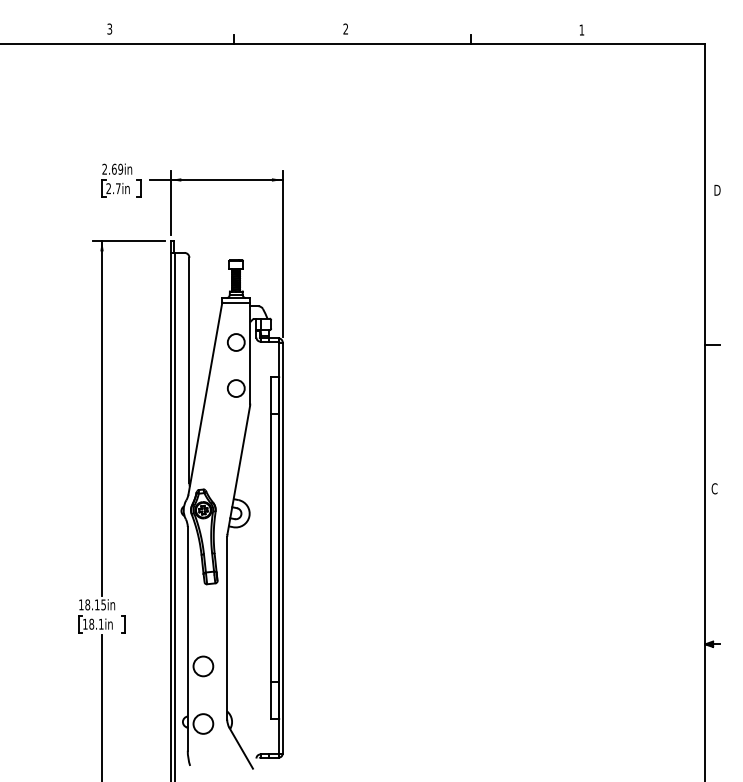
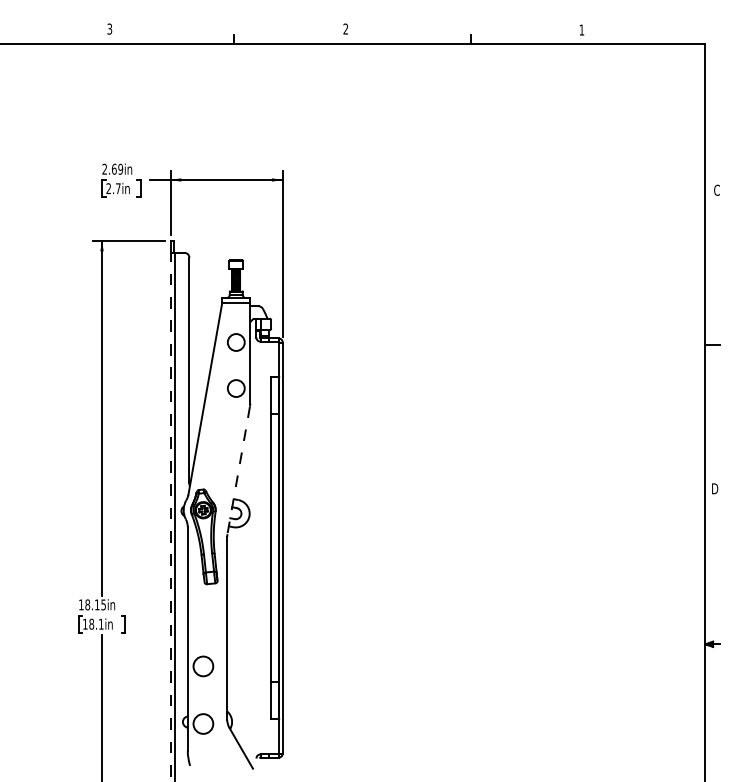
text: D -> C (717, 189)
line: solid -> dashed (238, 470)
text: C -> D (714, 488)
line: solid -> dashed (170, 516)
